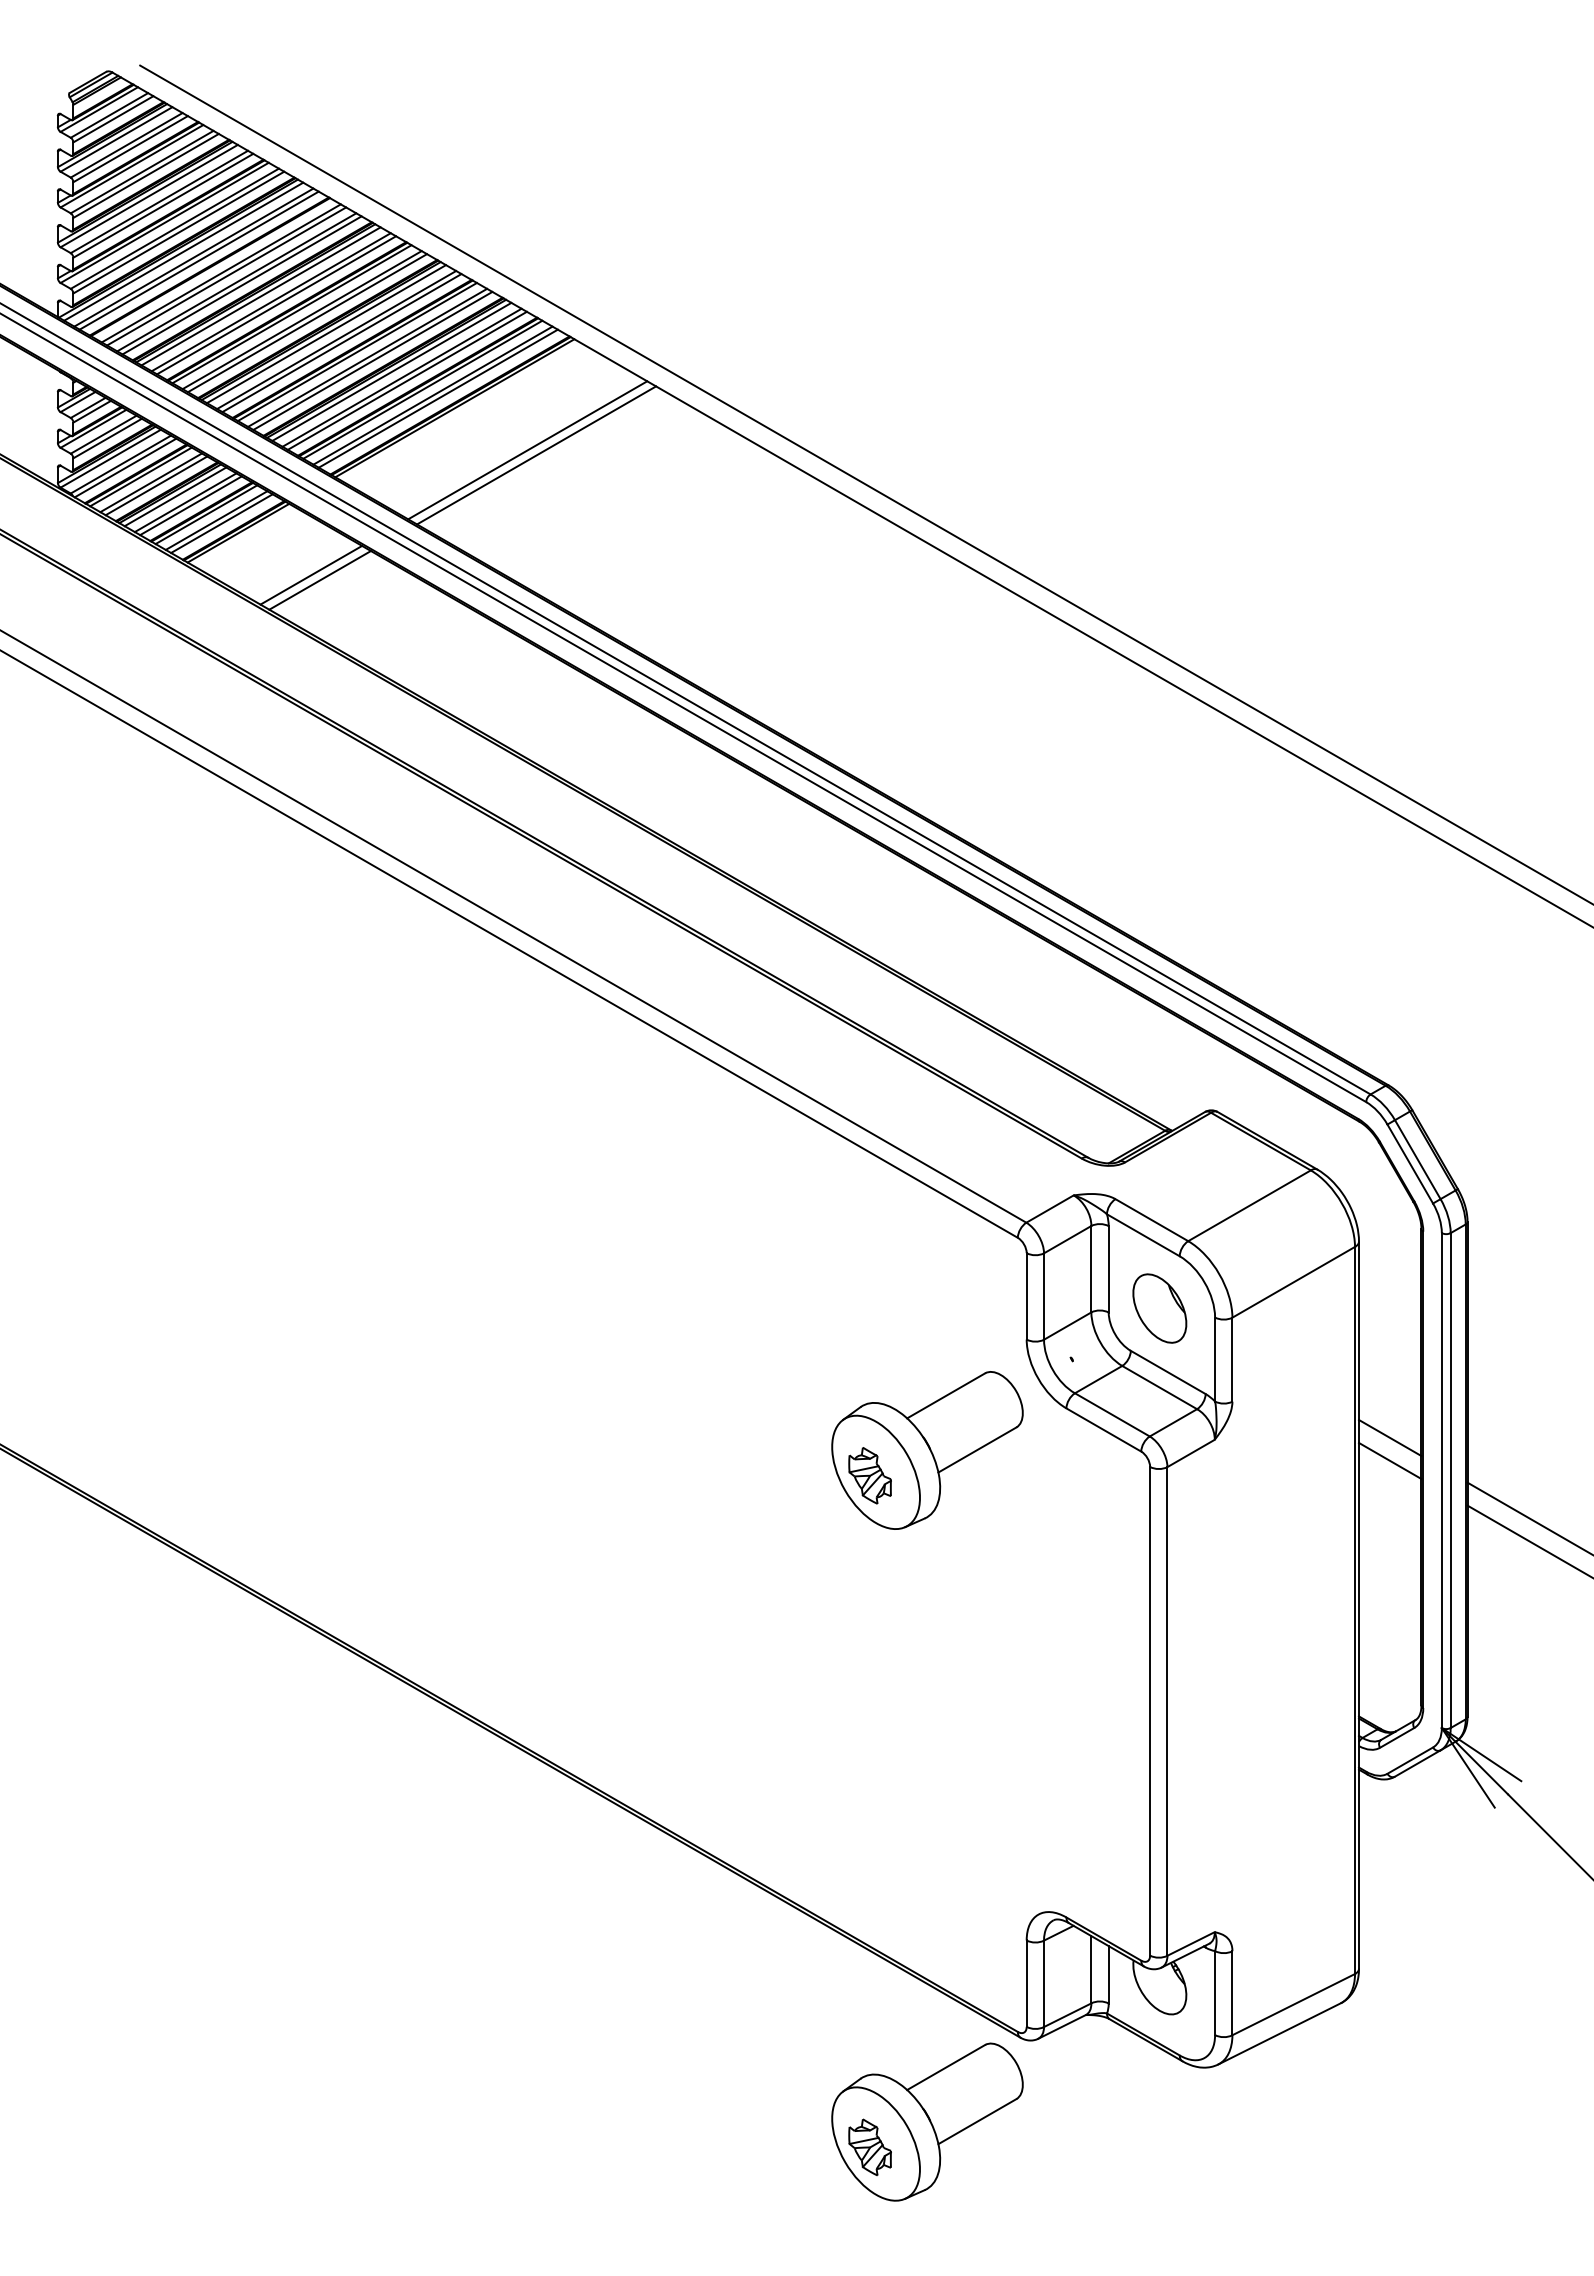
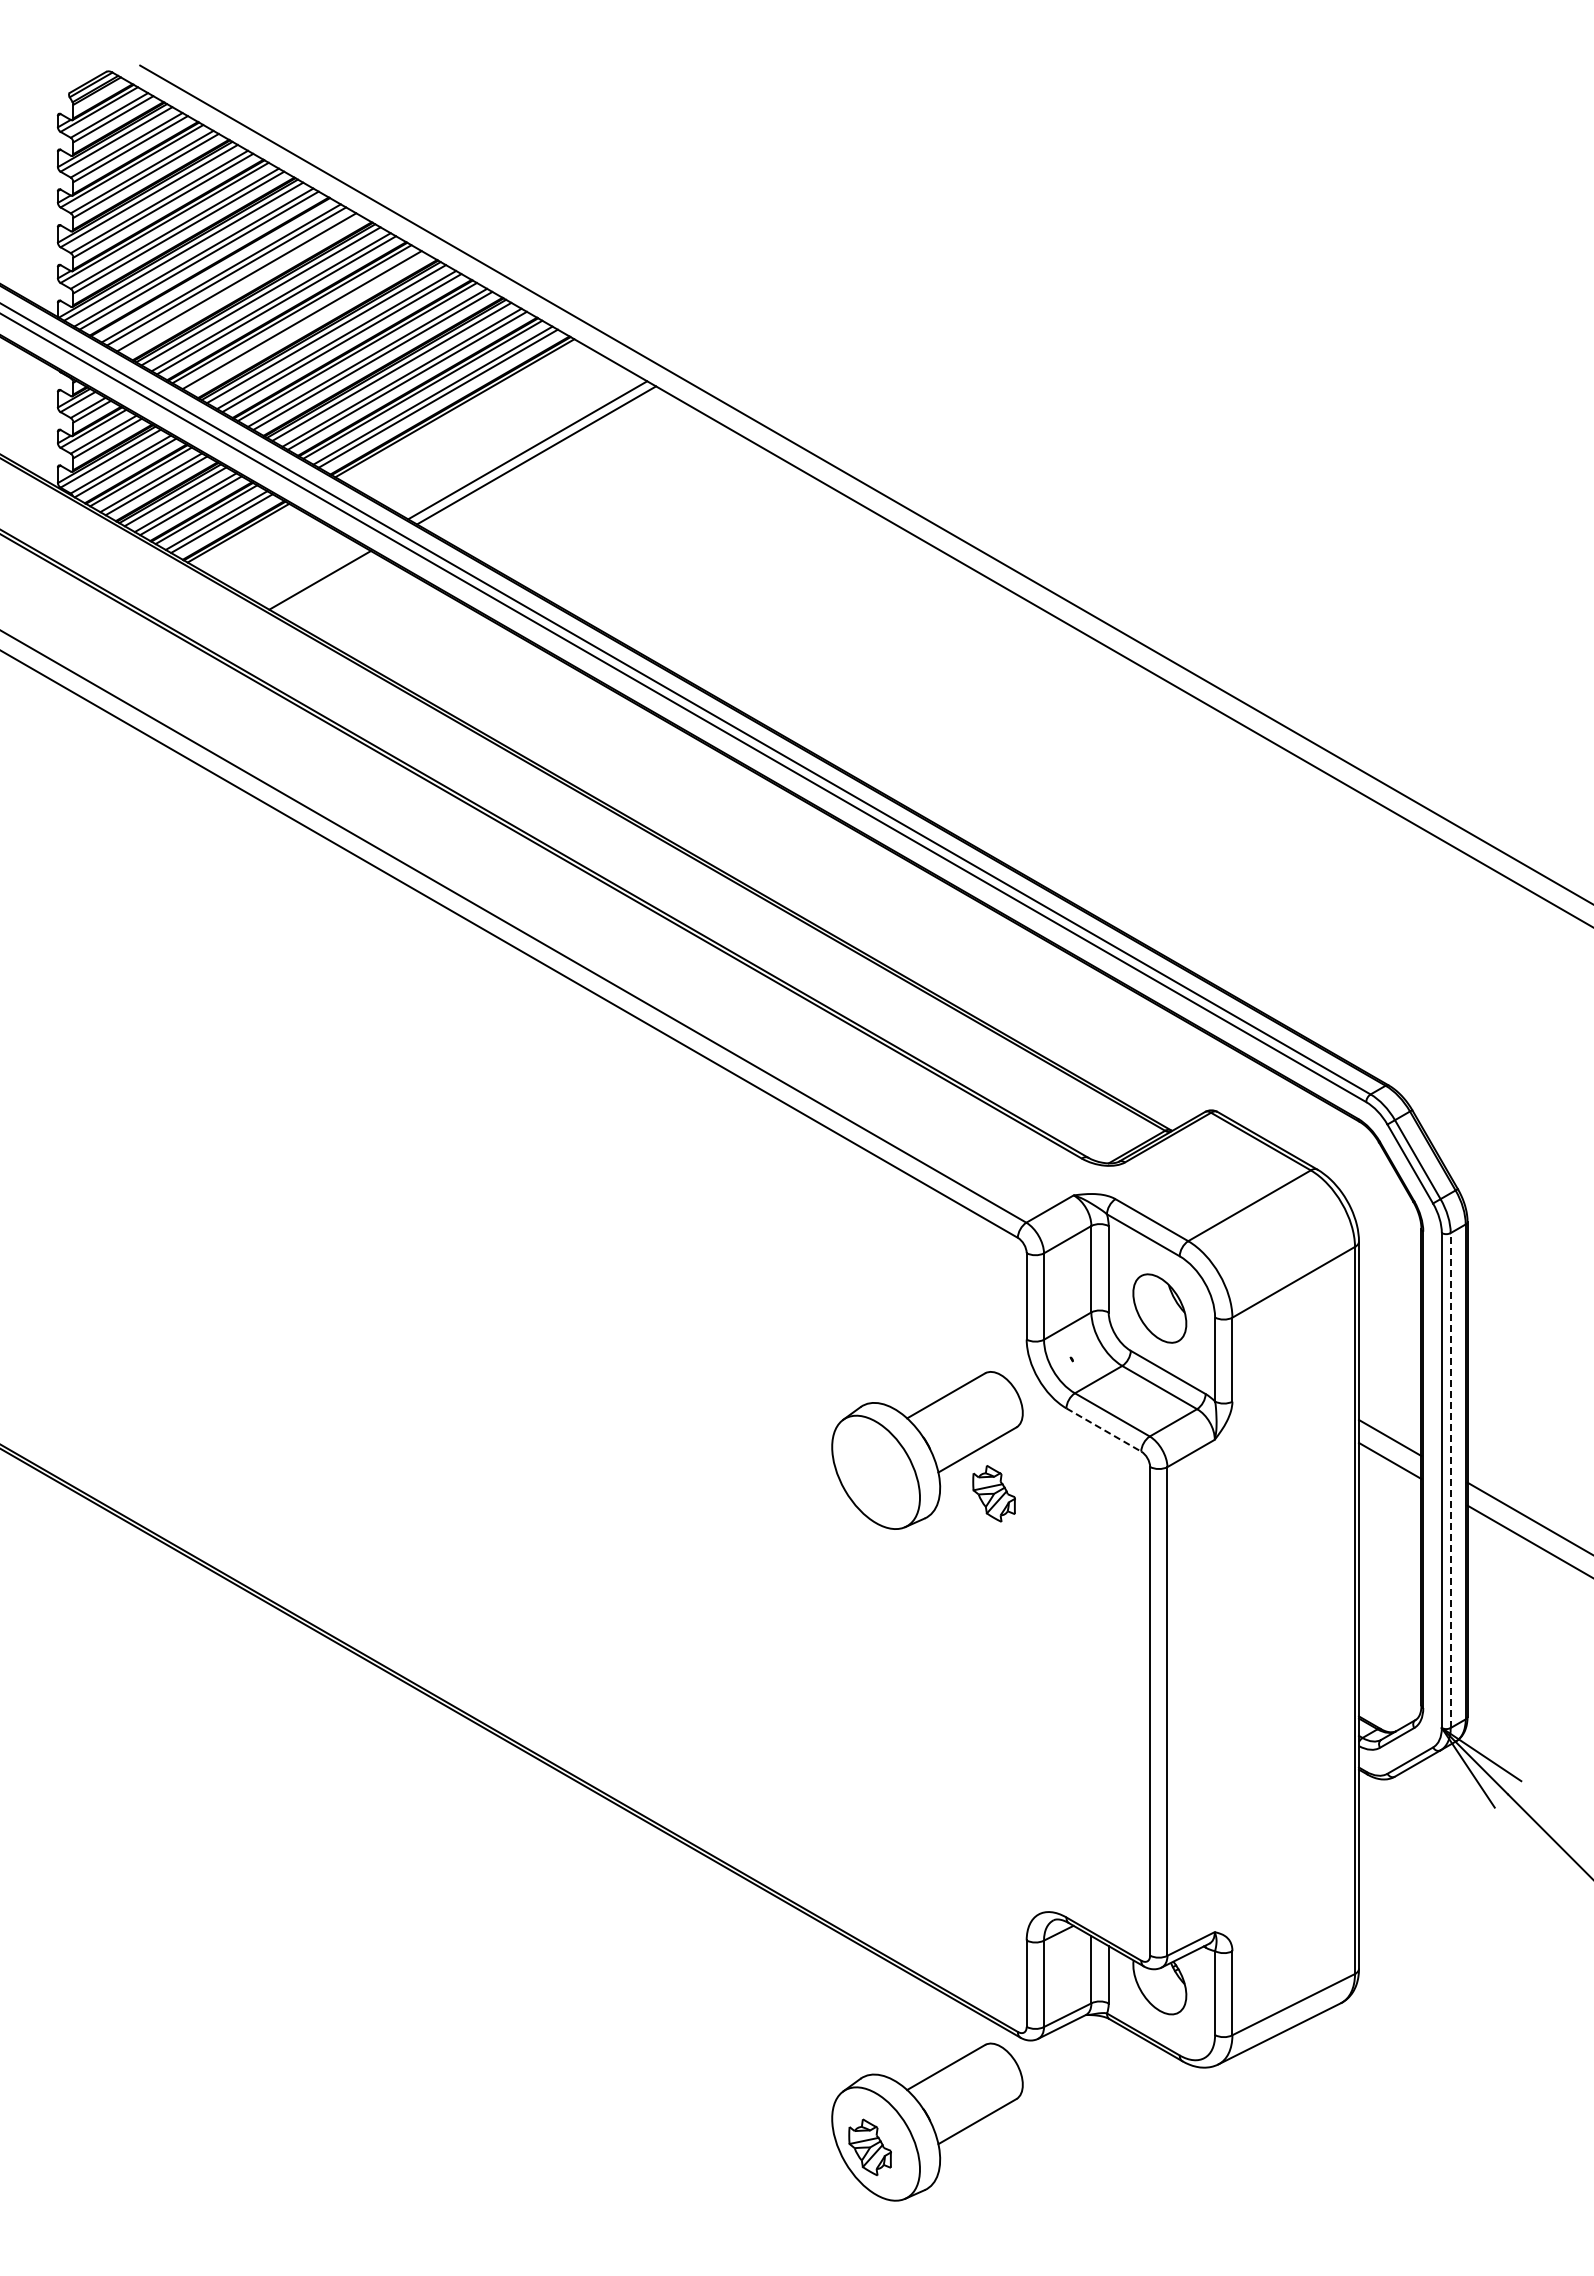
line: present -> none (241, 285)
line: present -> none (307, 323)
line: present -> none (311, 574)
line: solid -> dashed (1104, 1430)
part position: (869, 1475) -> (993, 1493) (993, 1493)
line: solid -> dashed (1450, 1480)
